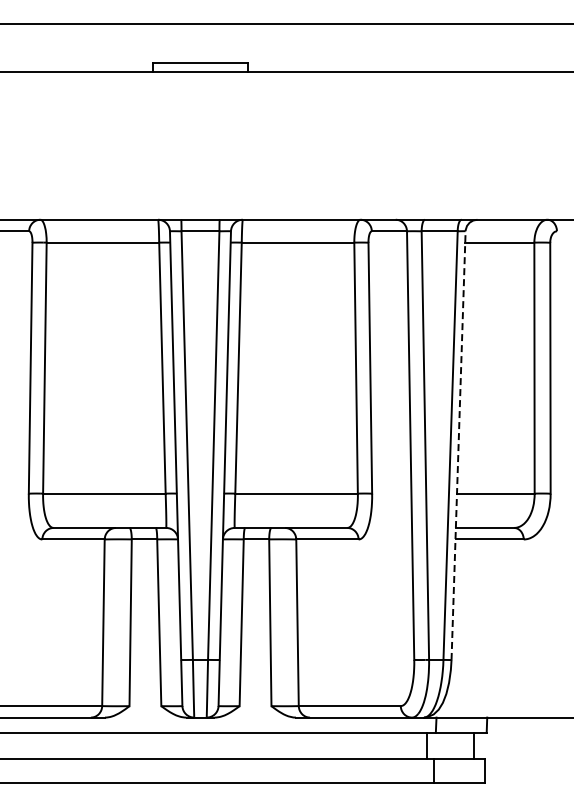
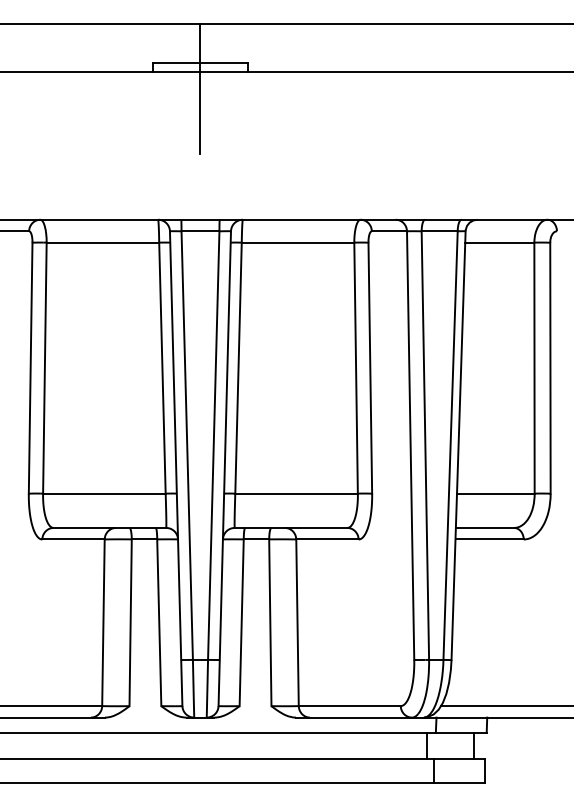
line: none -> present (200, 89)
line: dashed -> solid (458, 445)
line: none -> present (505, 706)
